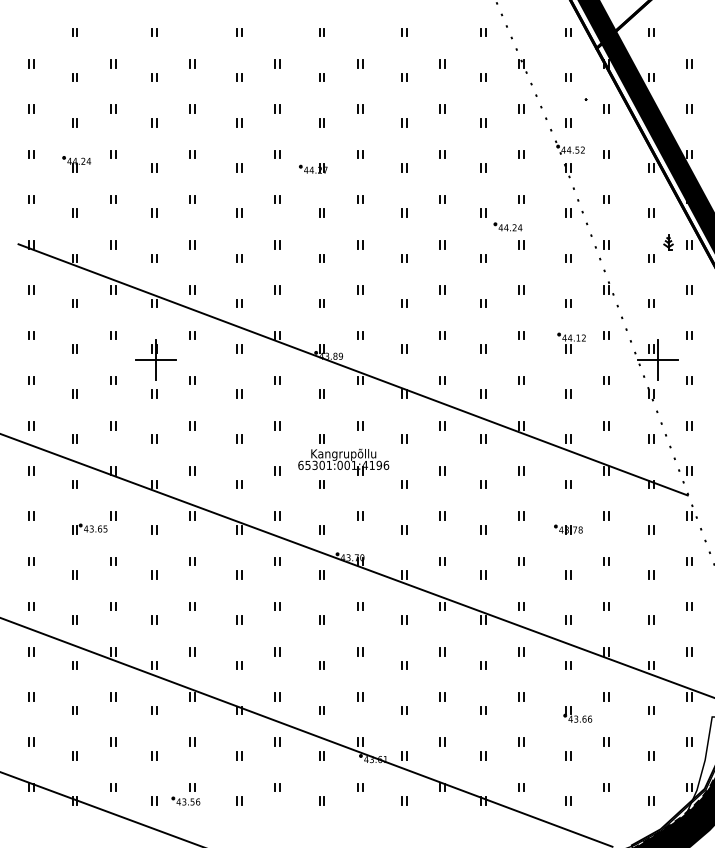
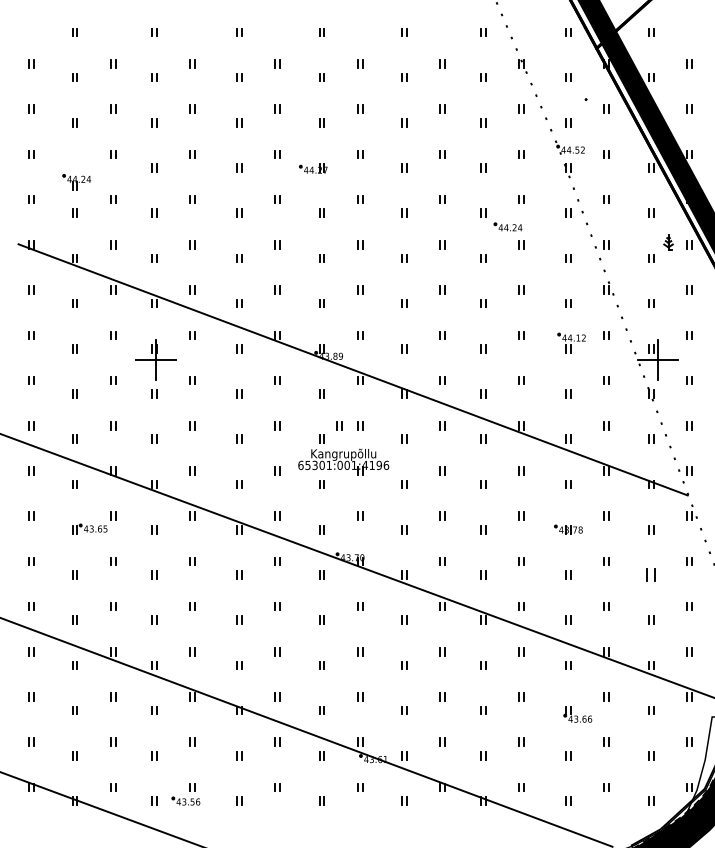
part position: (76, 164) -> (76, 182) (76, 182)
part: none -> present (339, 425)
part size: 7x10 px -> 10x14 px (650, 574)
